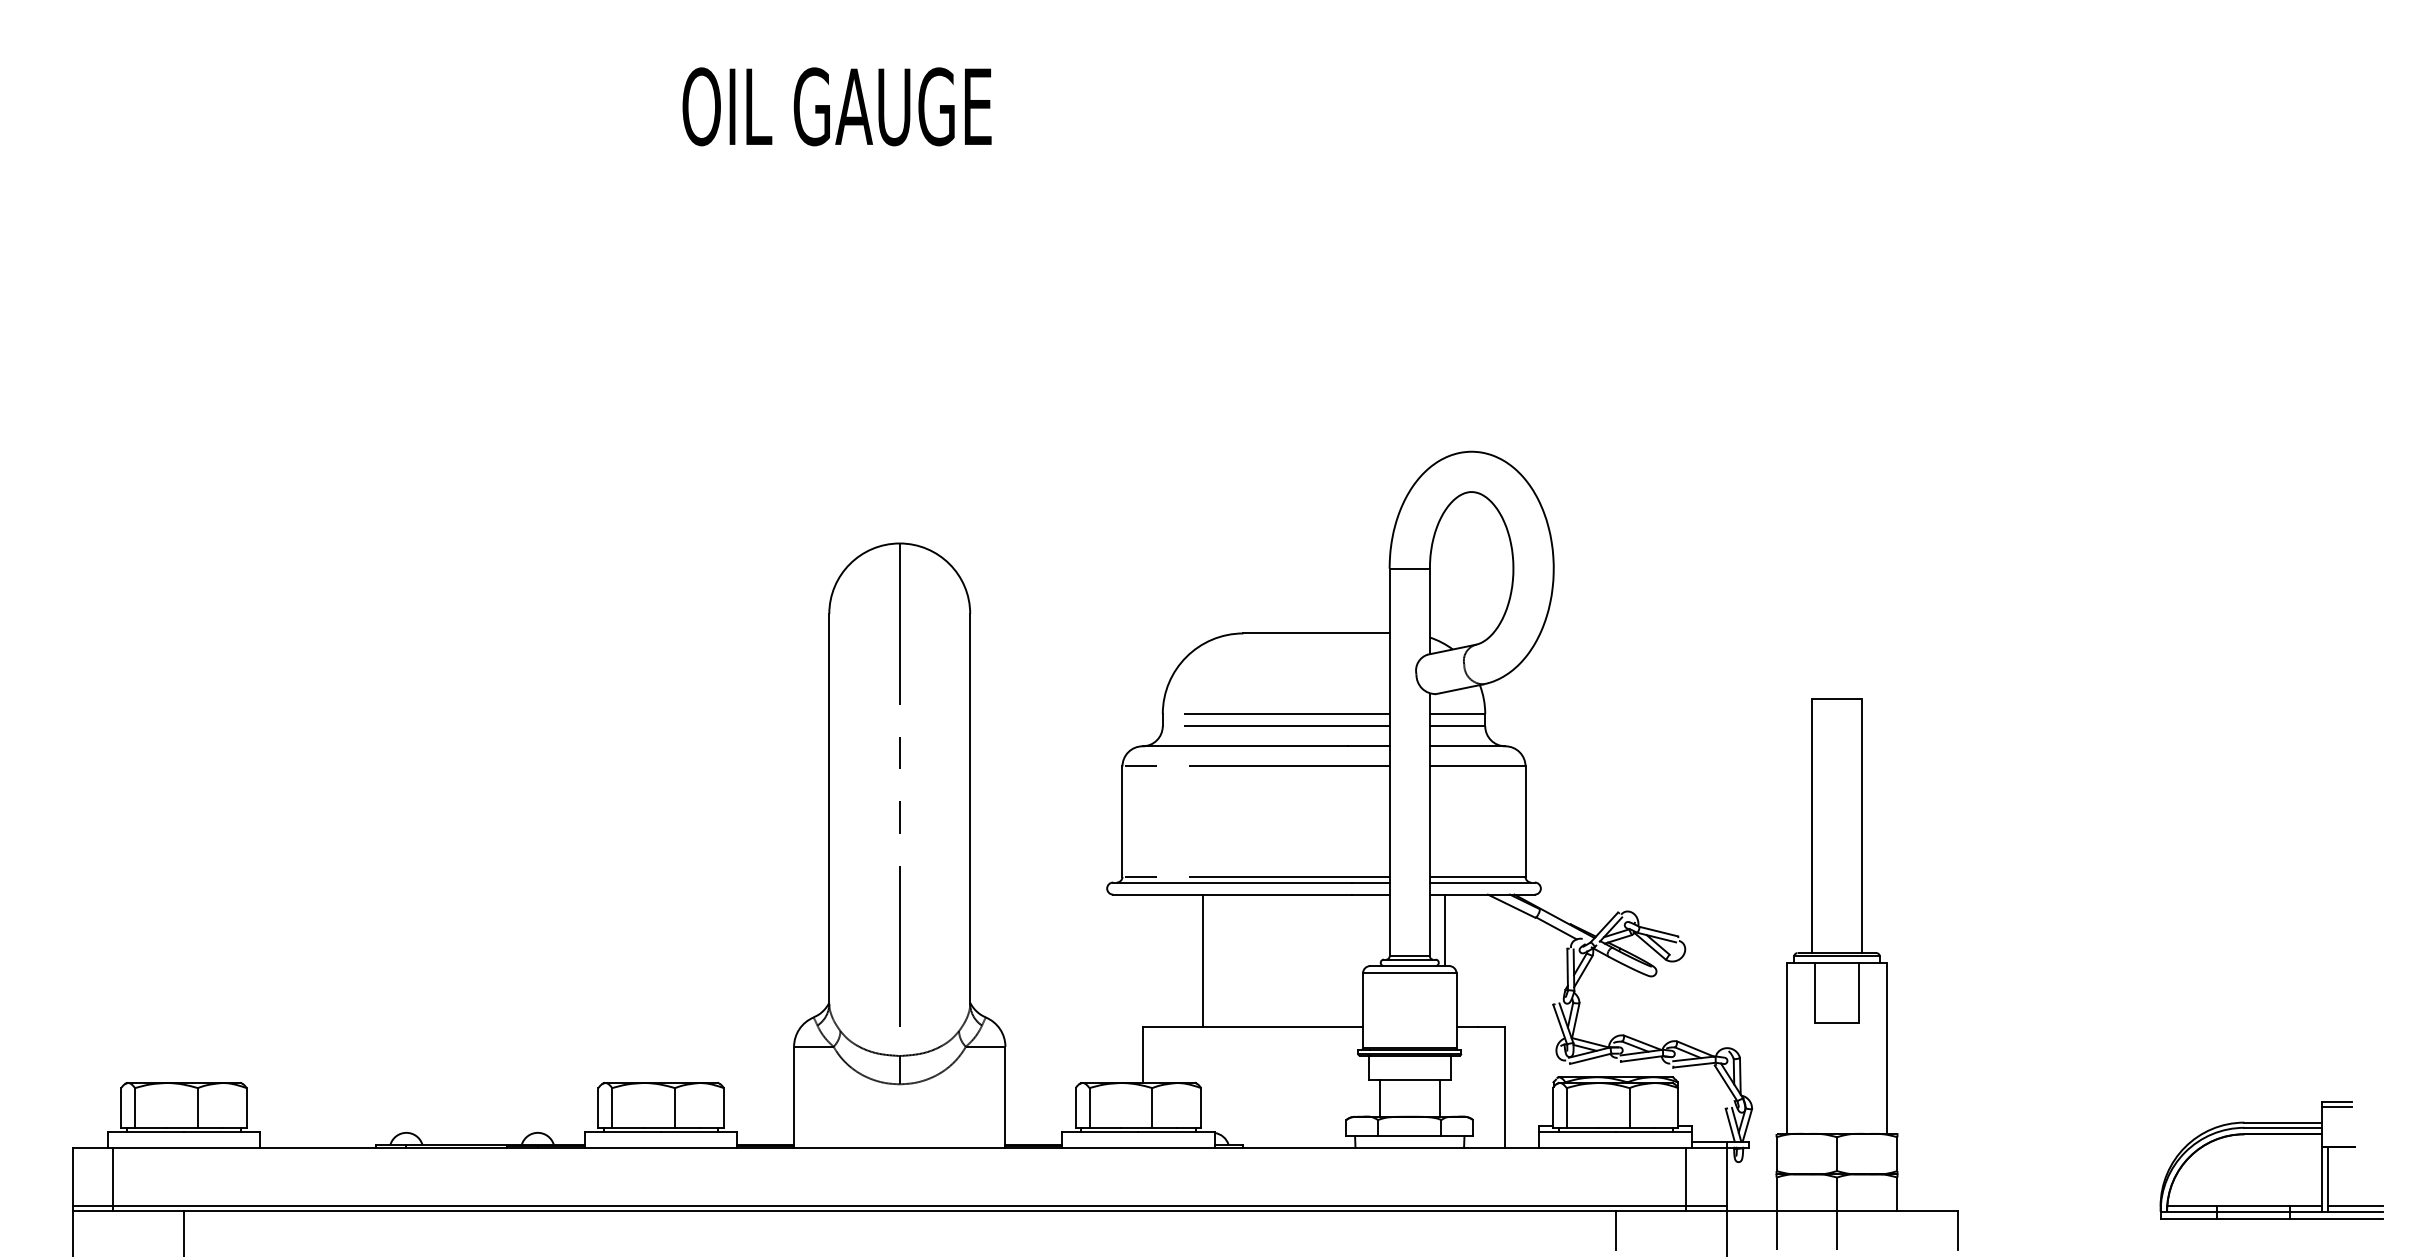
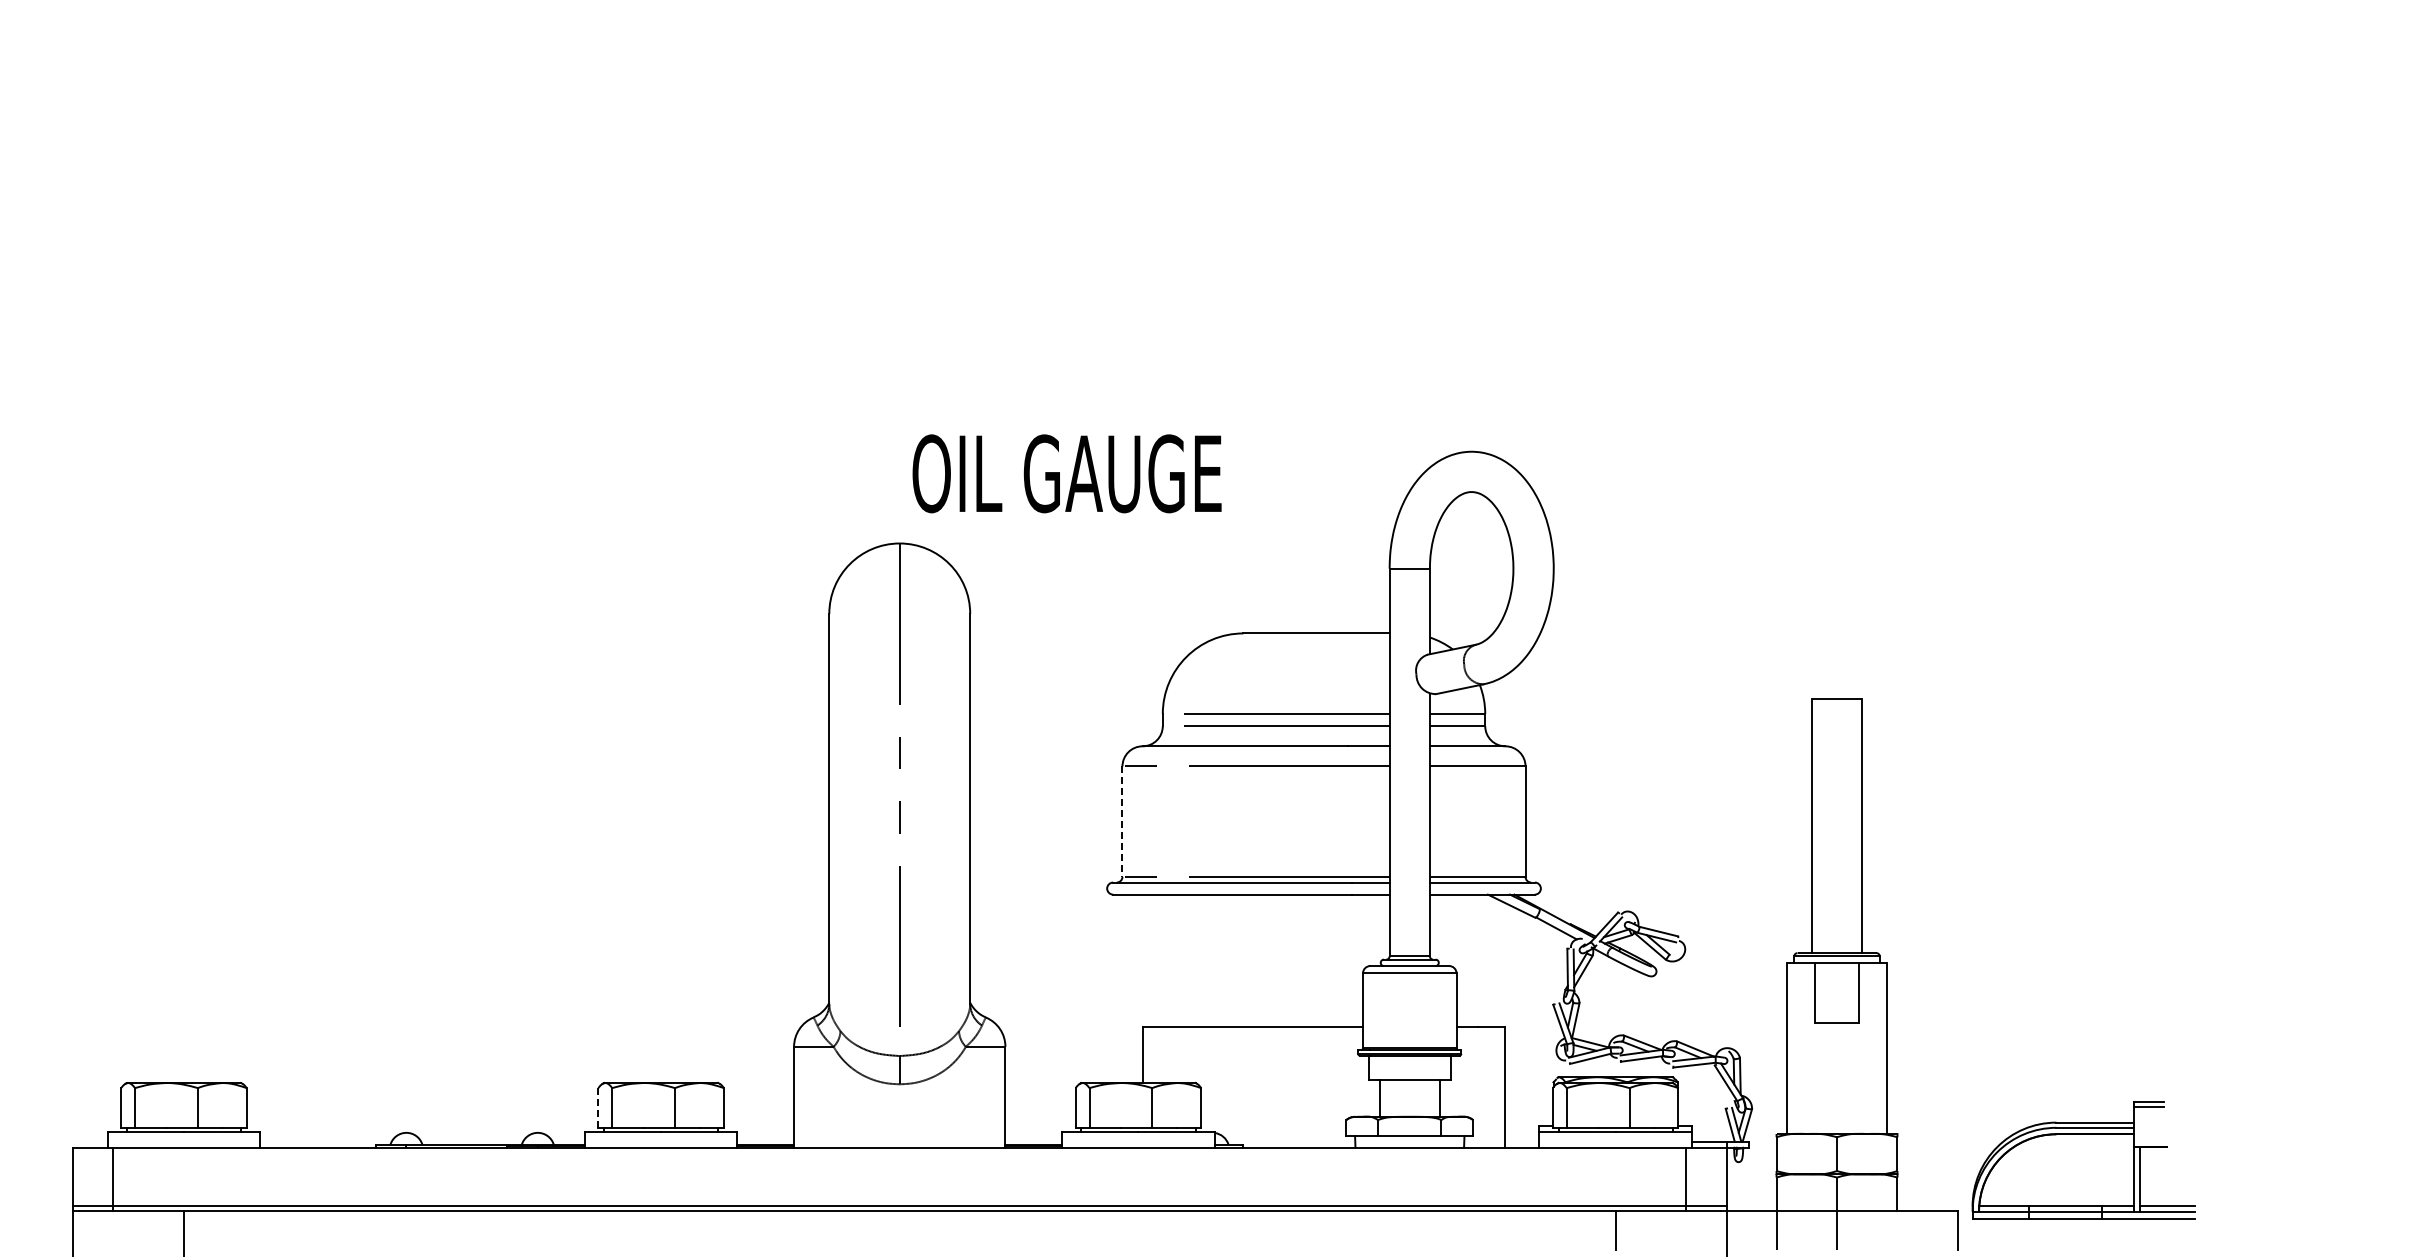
text position: (836, 106) -> (1066, 473) (1066, 473)
line: solid -> dashed (1122, 822)
line: present -> none (1445, 930)
line: present -> none (1202, 960)
line: solid -> dashed (598, 1108)
part position: (2271, 1160) -> (2083, 1160) (2083, 1160)
